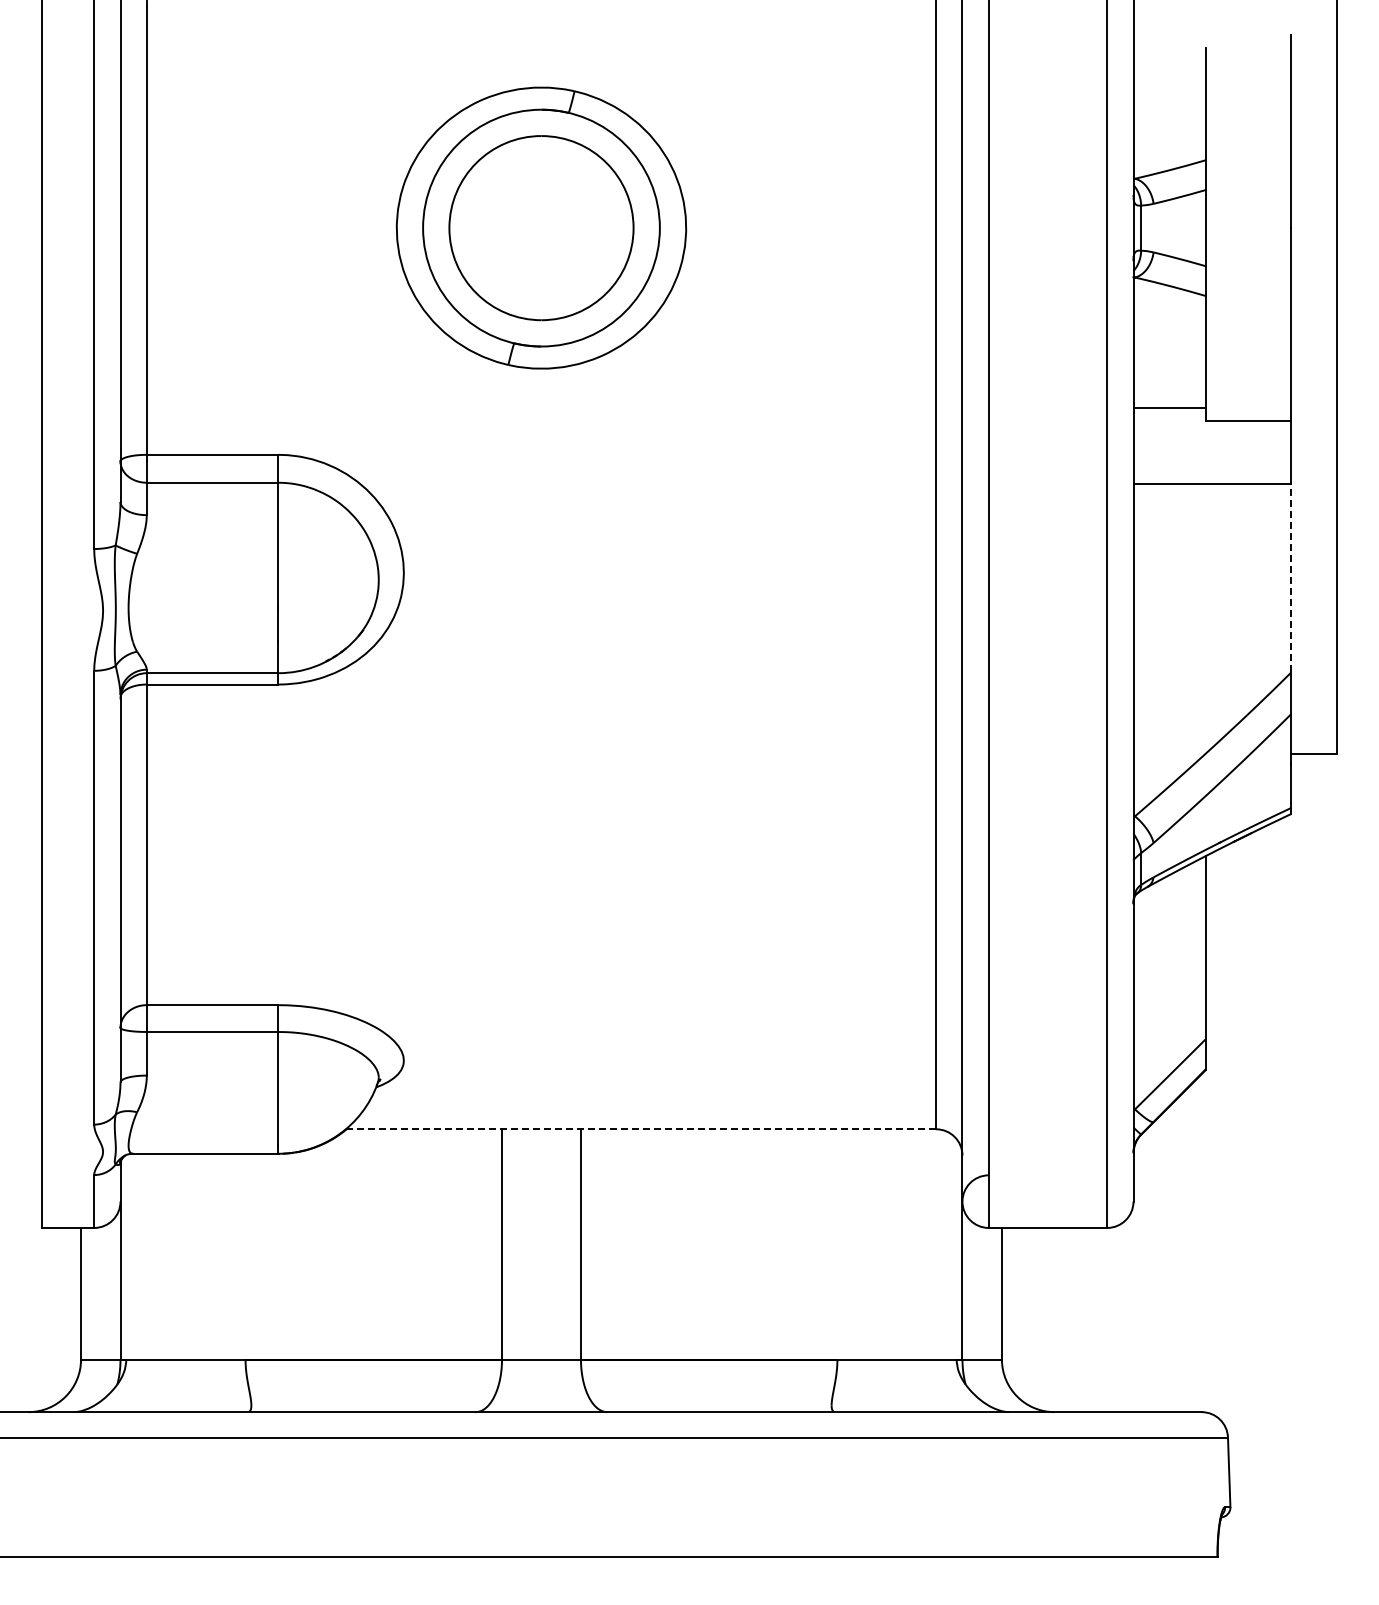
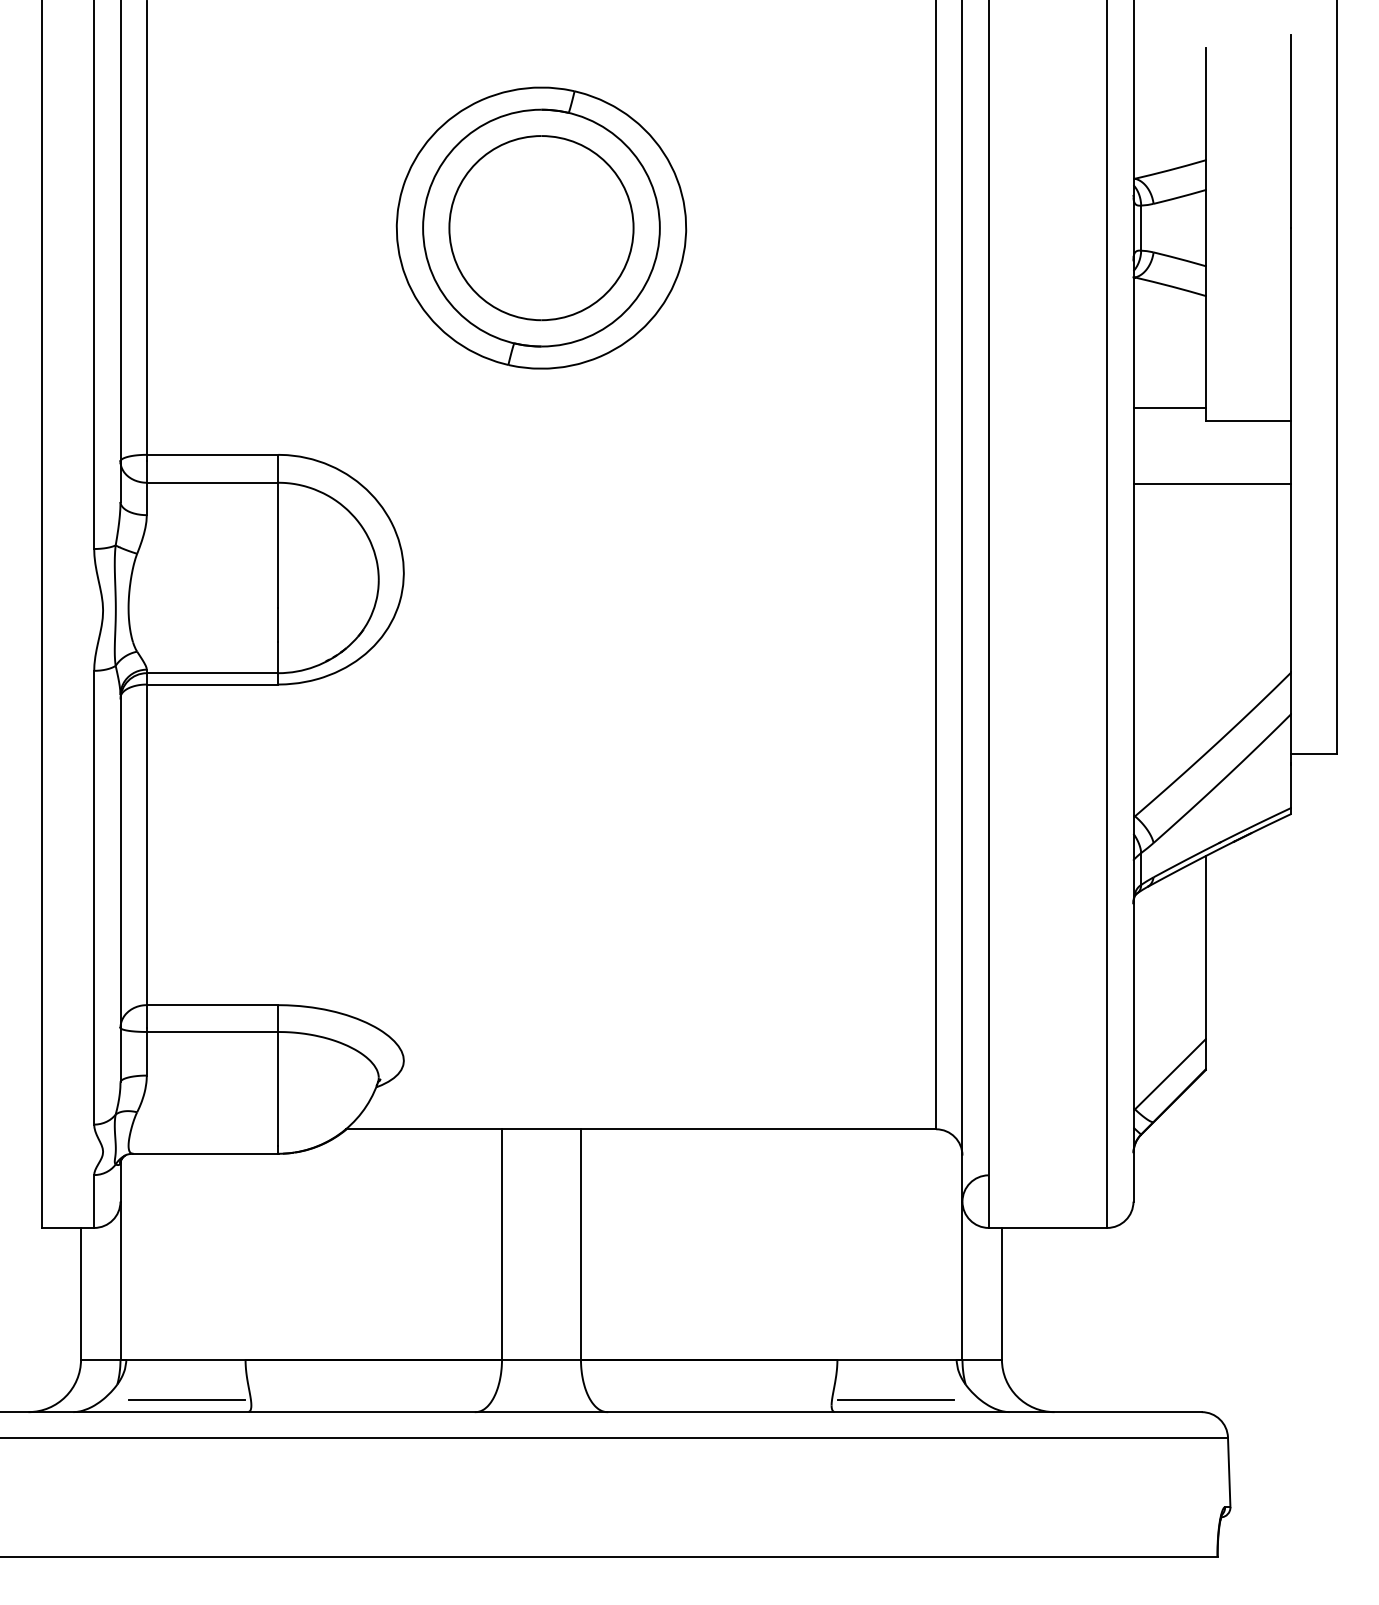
line: dashed -> solid (1291, 577)
line: dashed -> solid (641, 1129)
line: none -> present (186, 1399)
line: none -> present (896, 1399)
